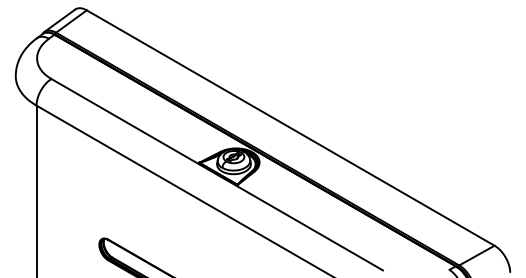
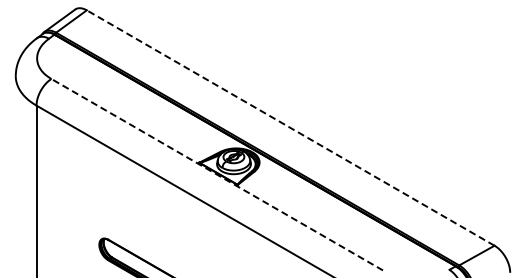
line: solid -> dashed (290, 127)
line: solid -> dashed (216, 174)
